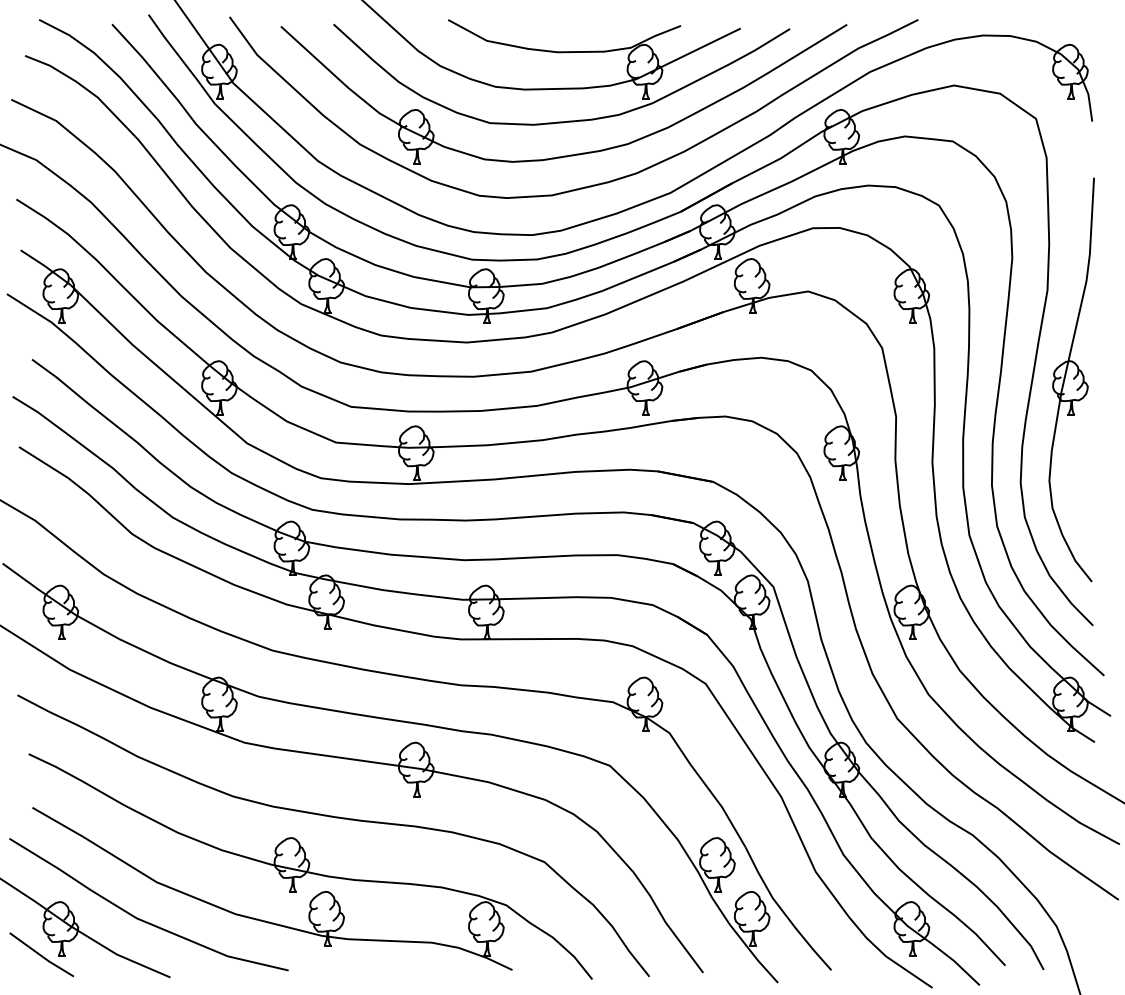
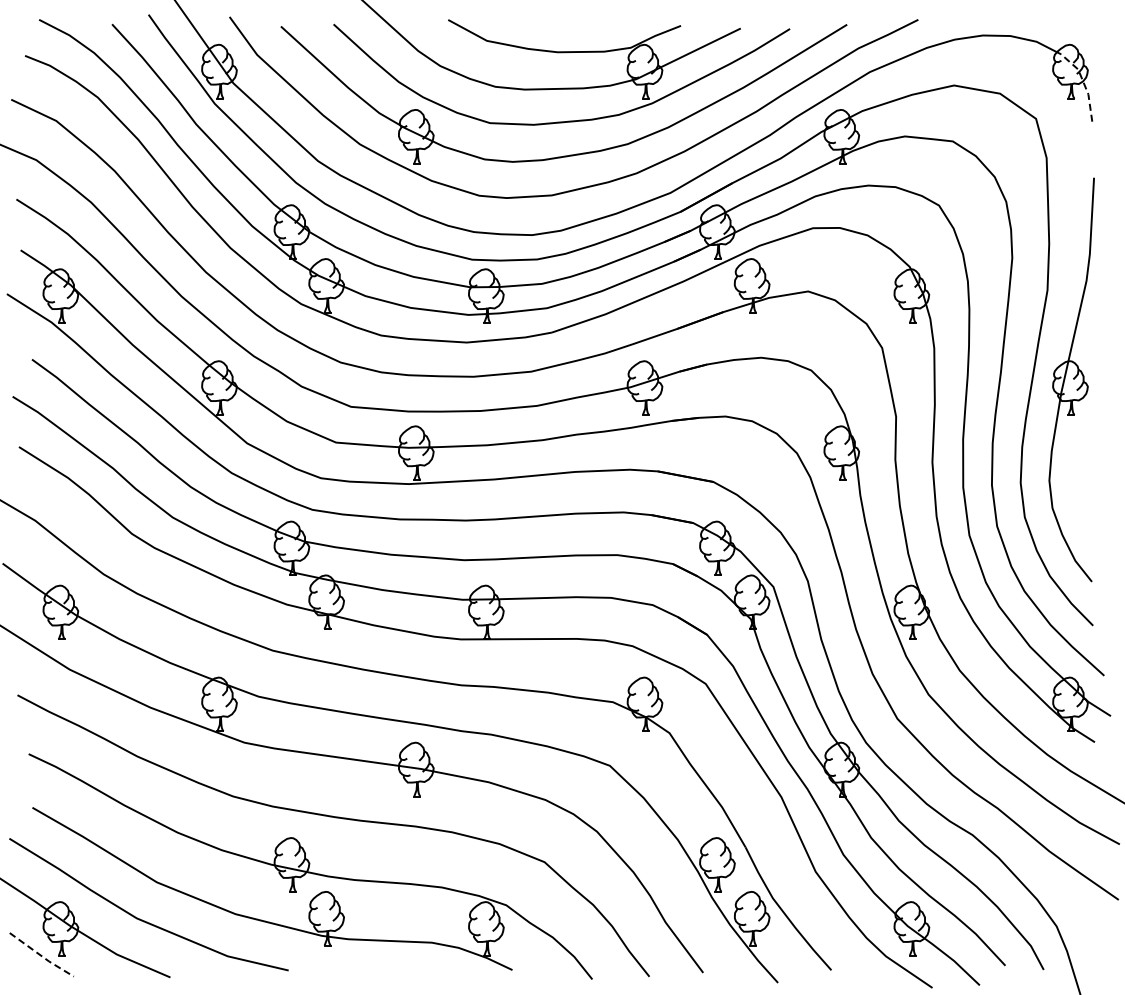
line: solid -> dashed (1084, 84)
line: solid -> dashed (41, 956)
